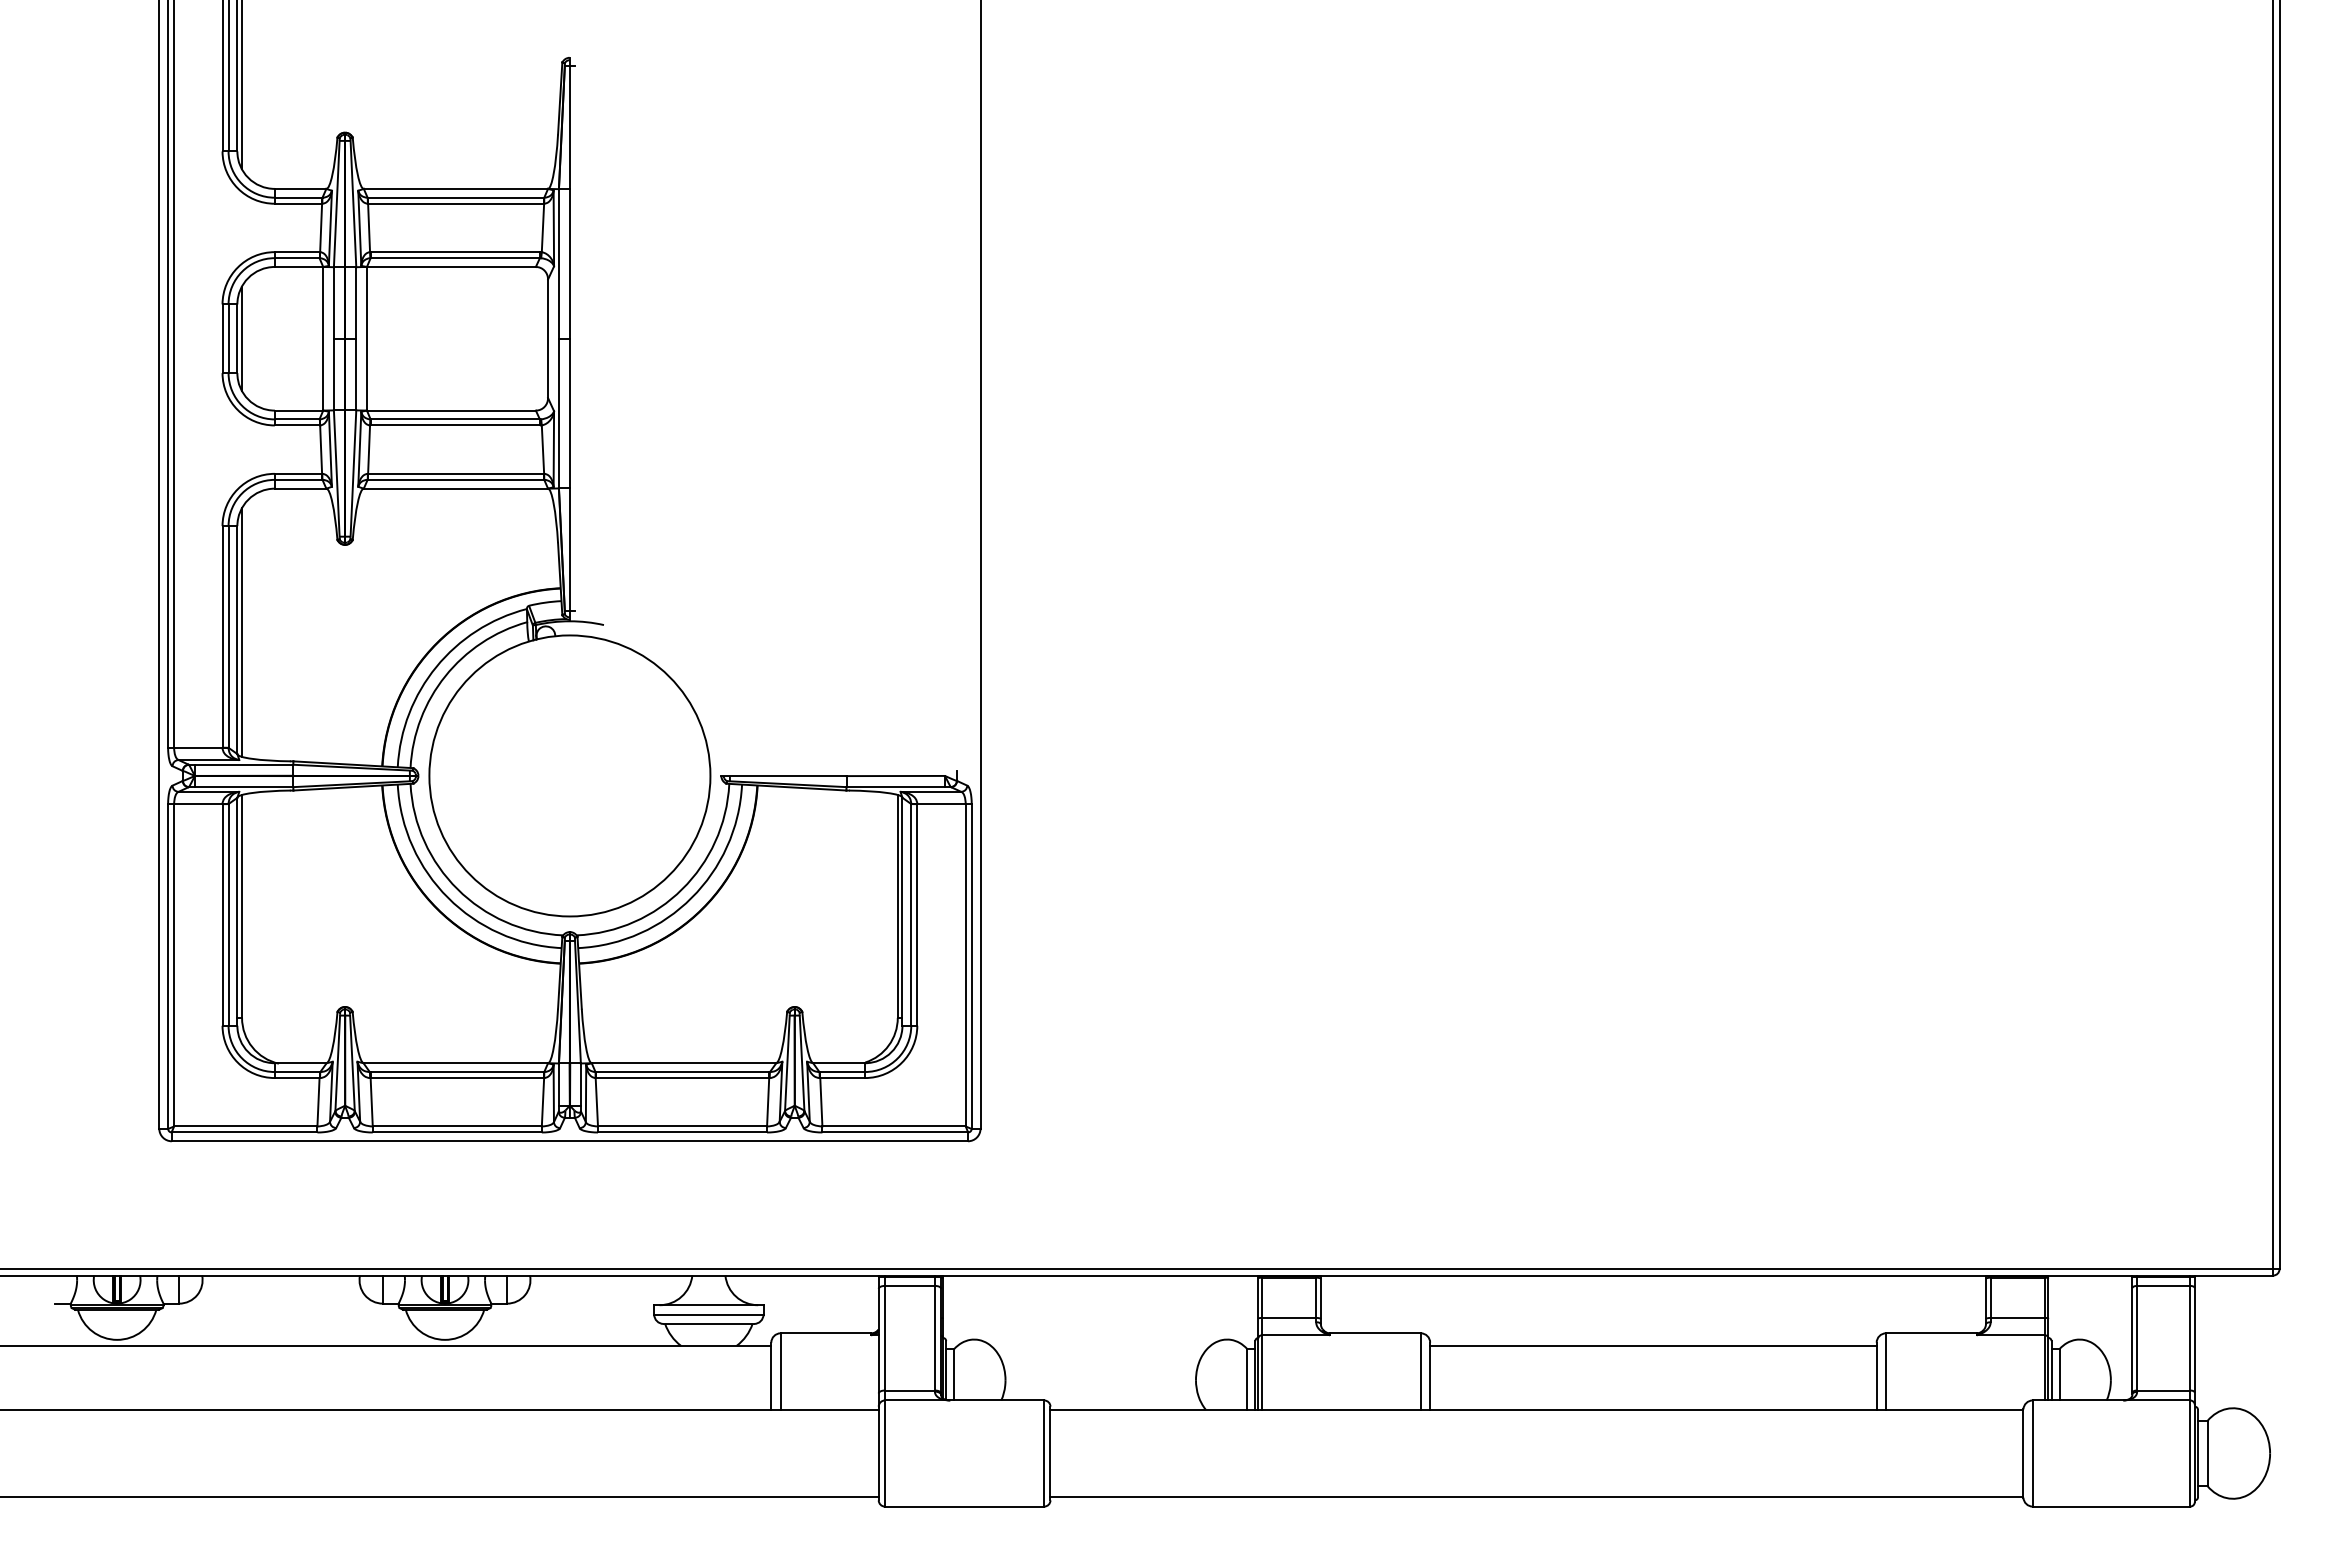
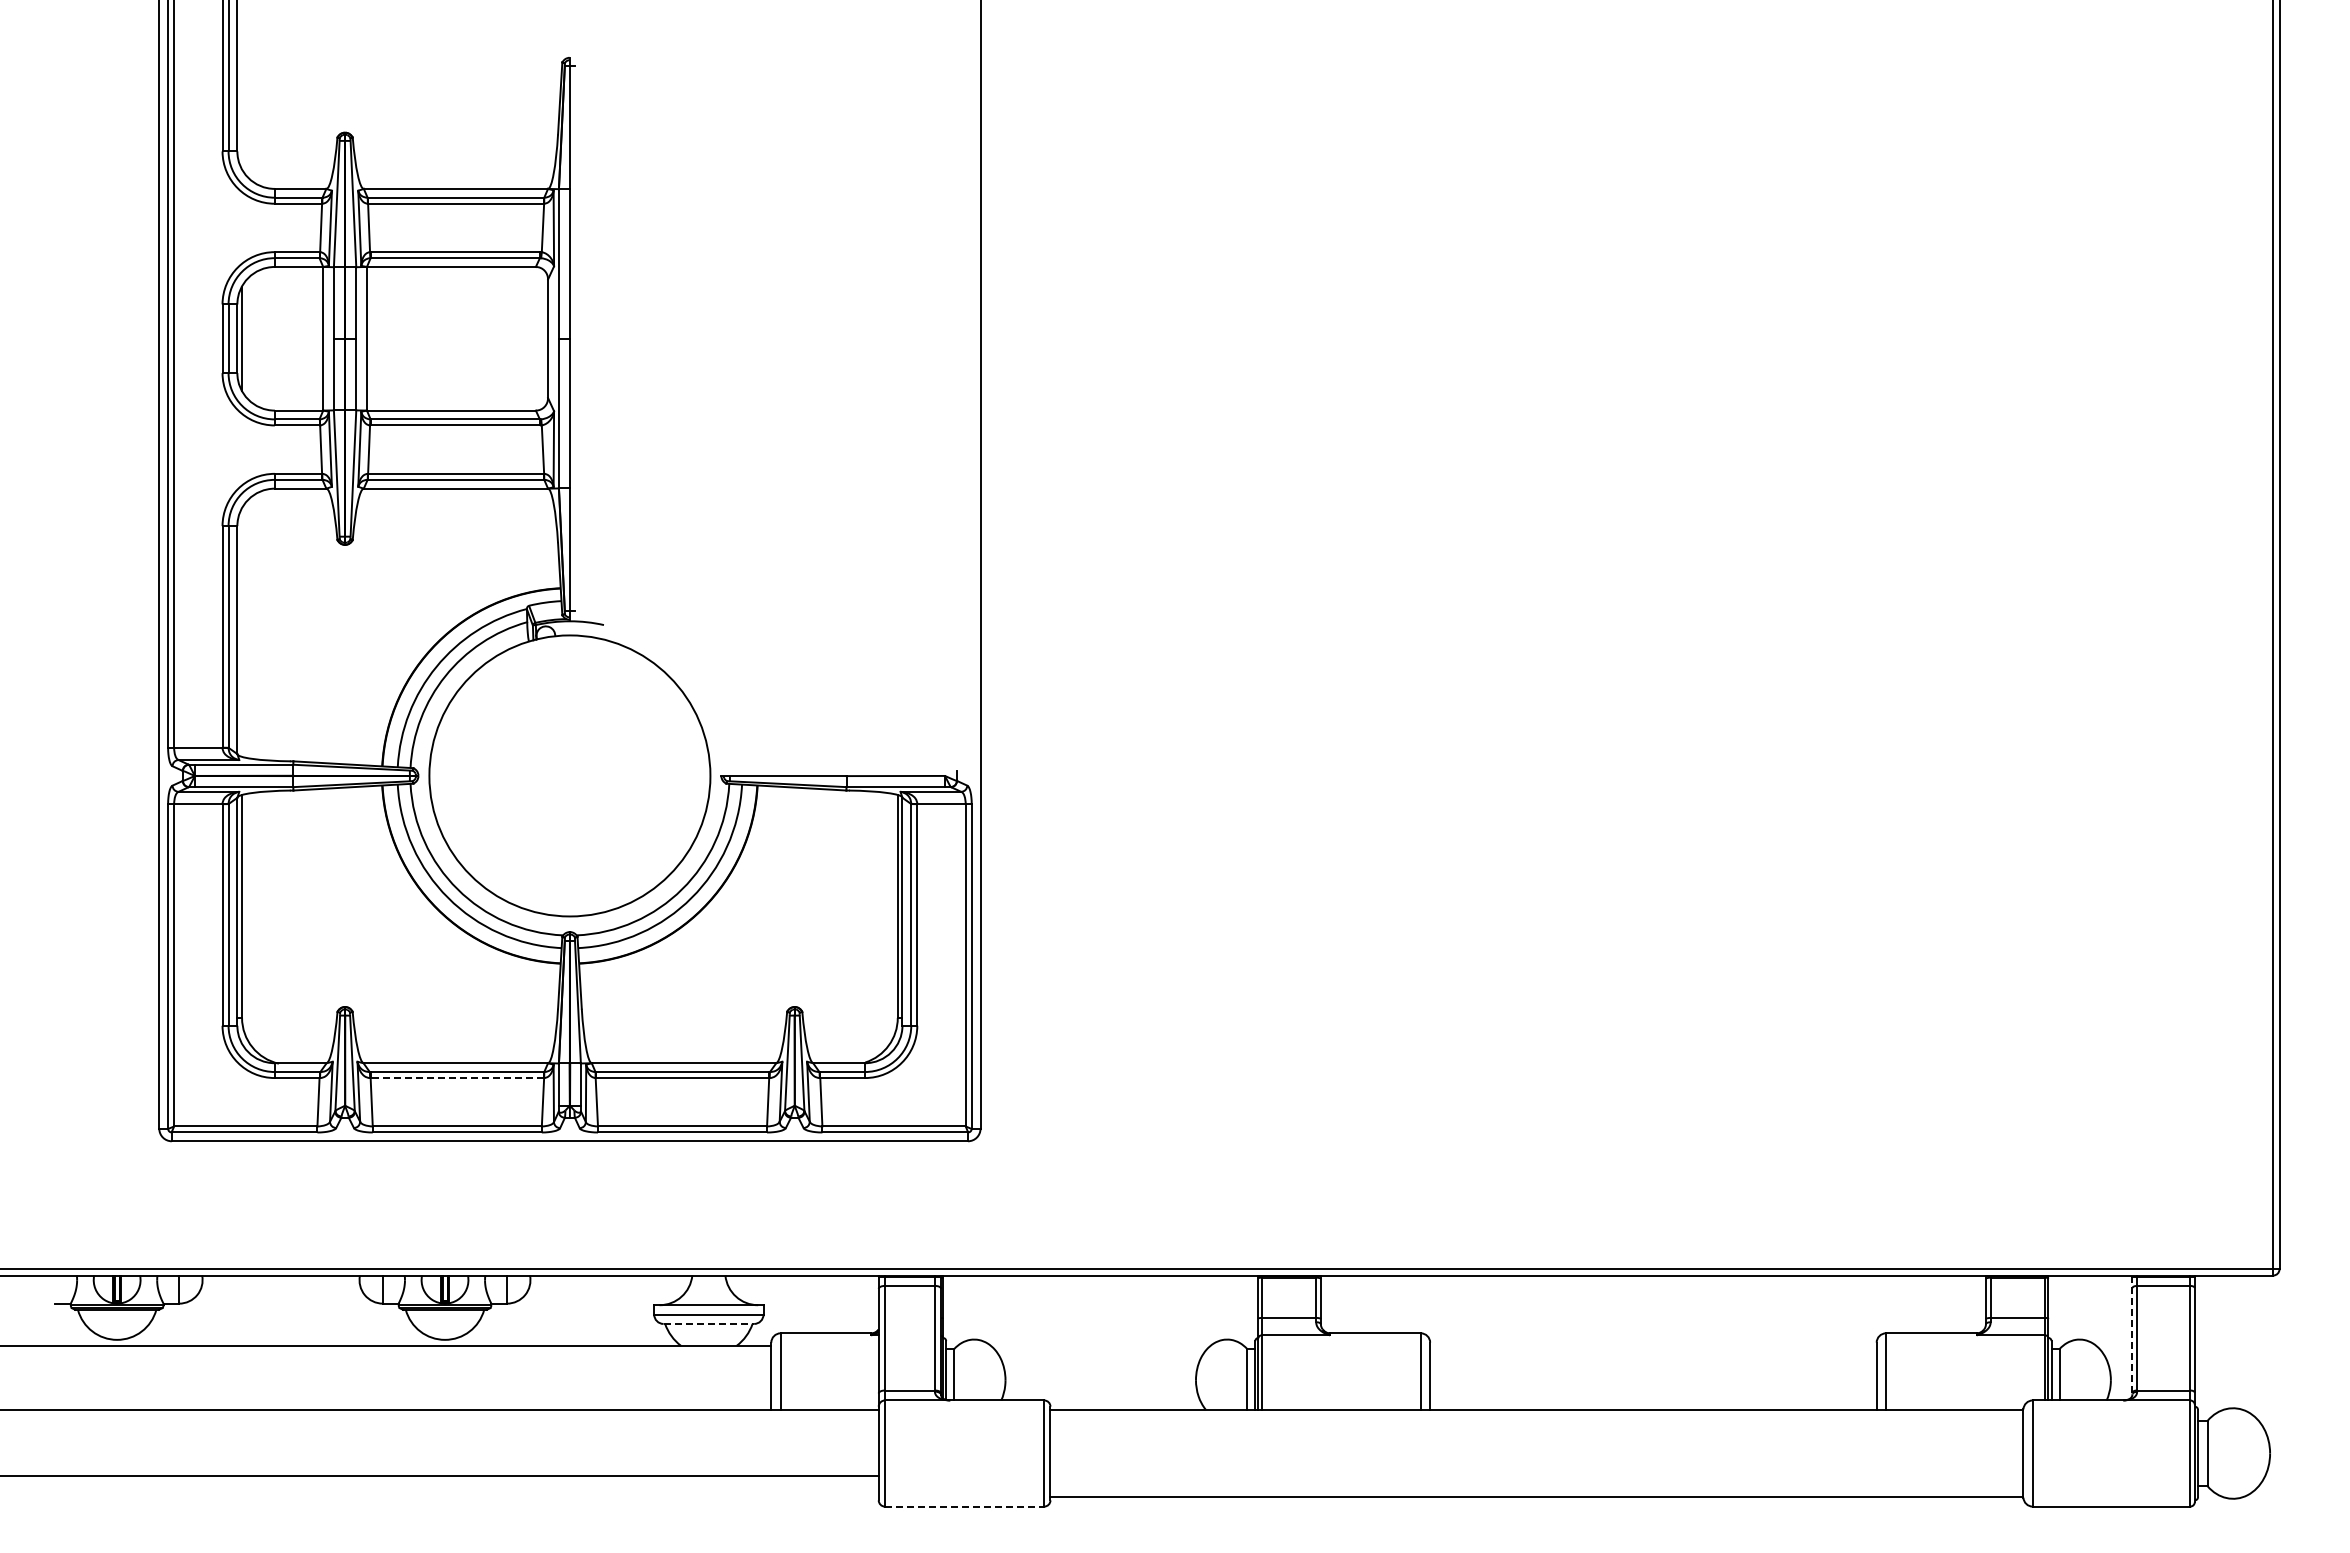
line: present -> none (242, 85)
line: present -> none (242, 632)
line: solid -> dashed (457, 1078)
line: solid -> dashed (709, 1323)
line: solid -> dashed (2132, 1335)
line: present -> none (1653, 1345)
line position: (440, 1497) -> (440, 1476) (440, 1476)
line: solid -> dashed (964, 1506)
